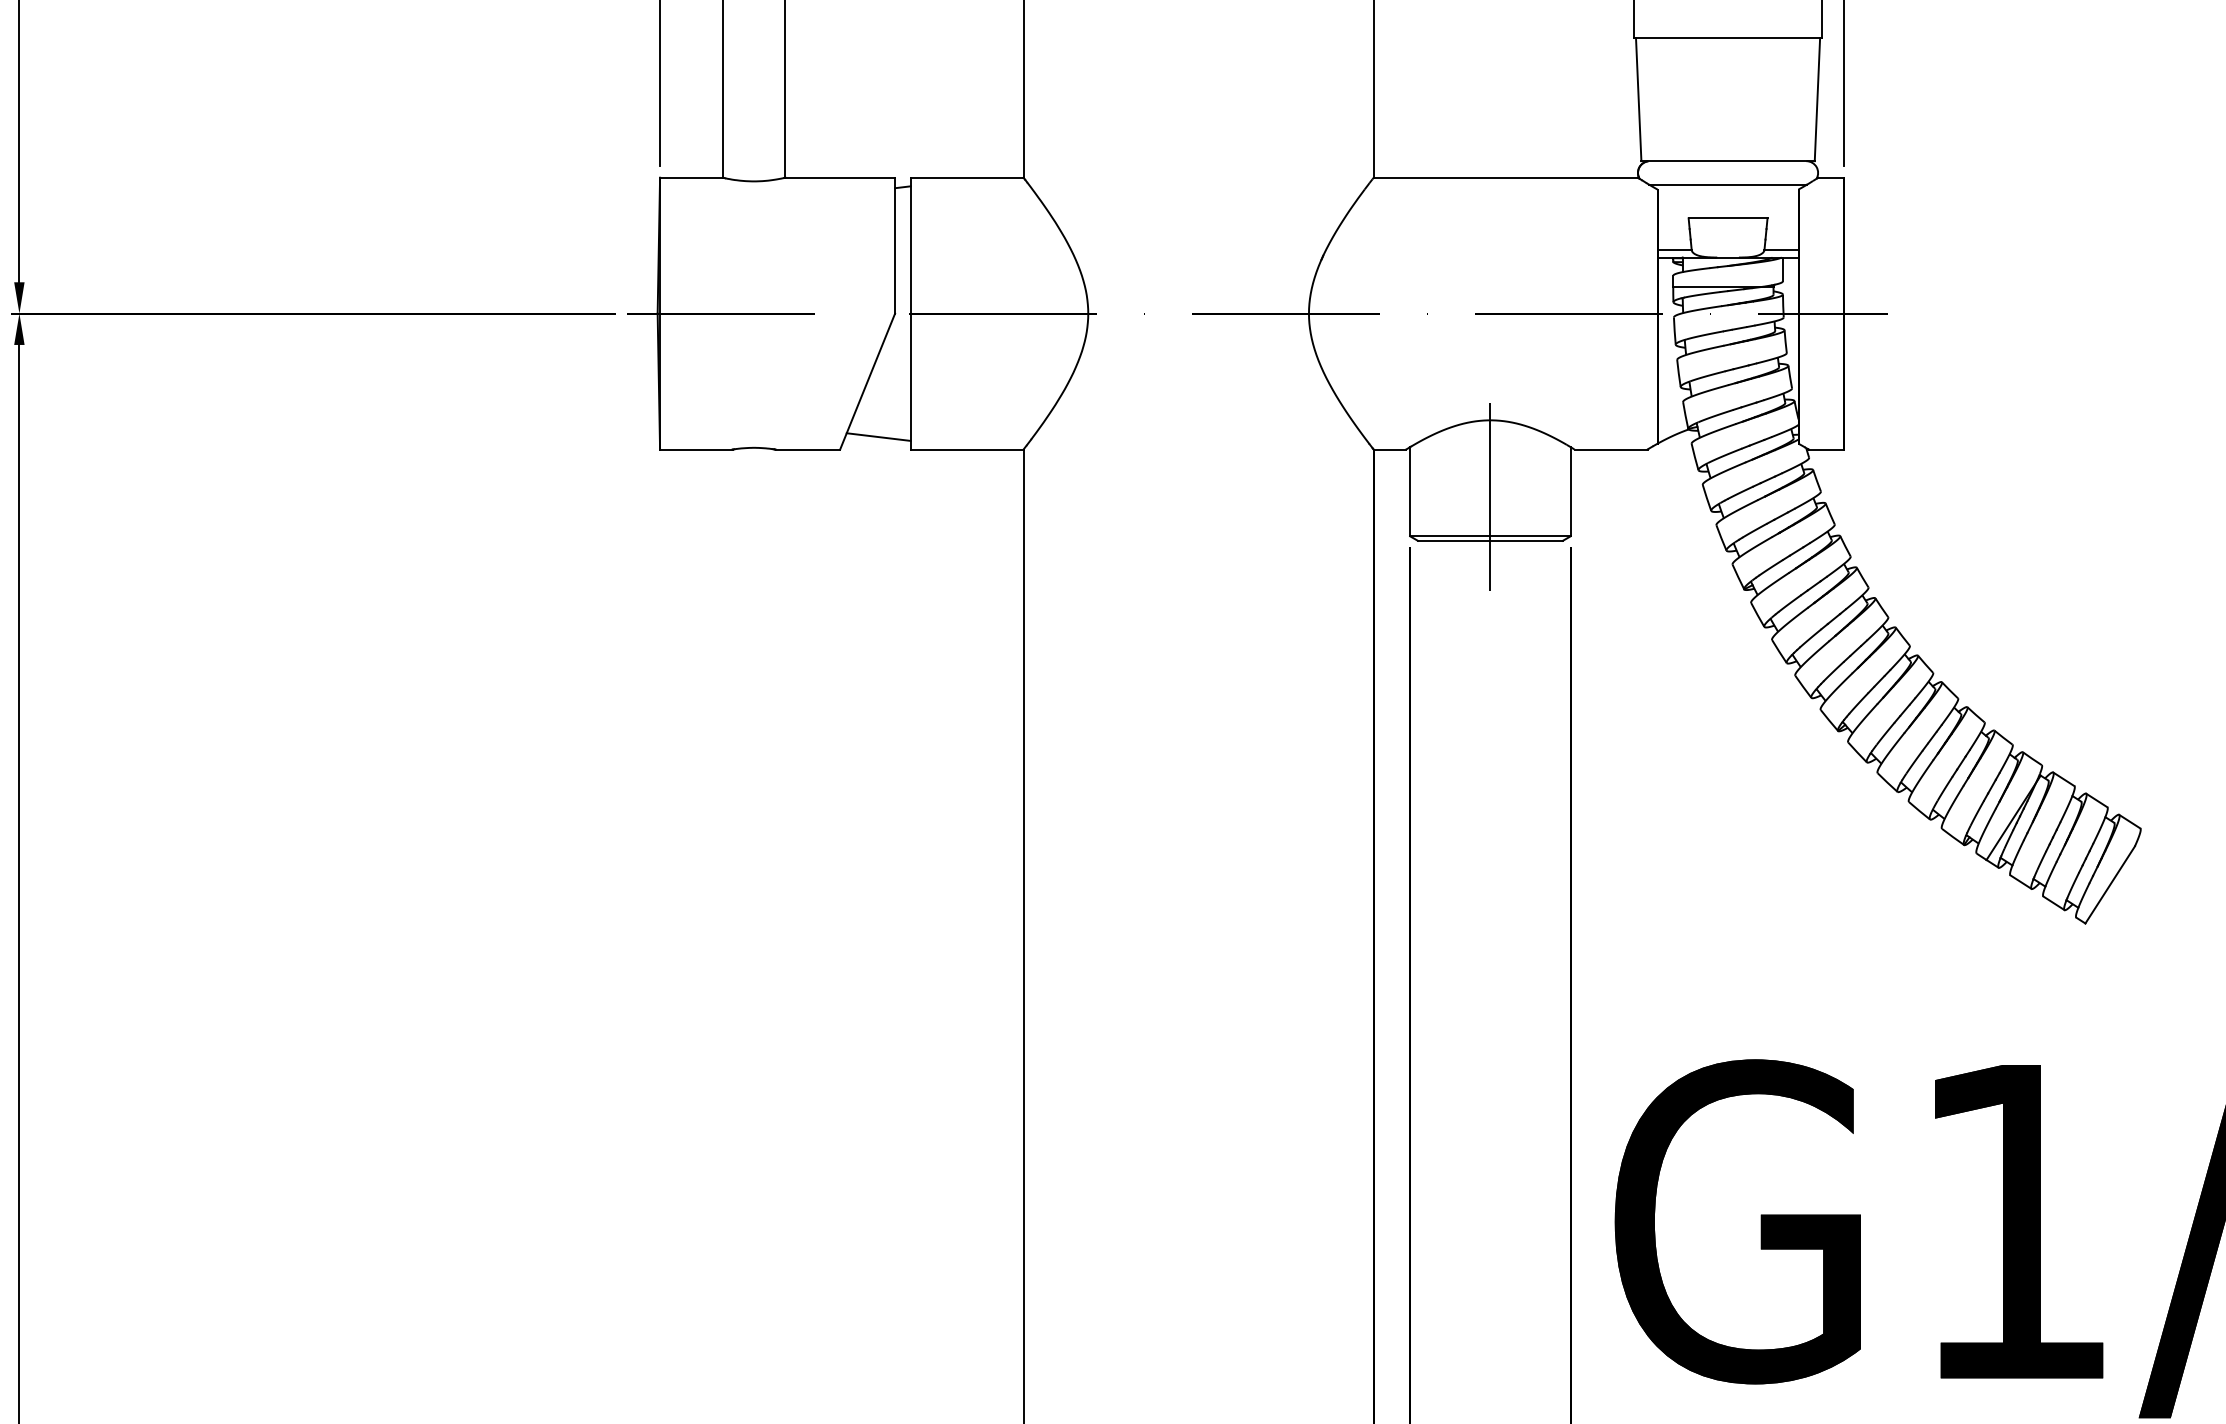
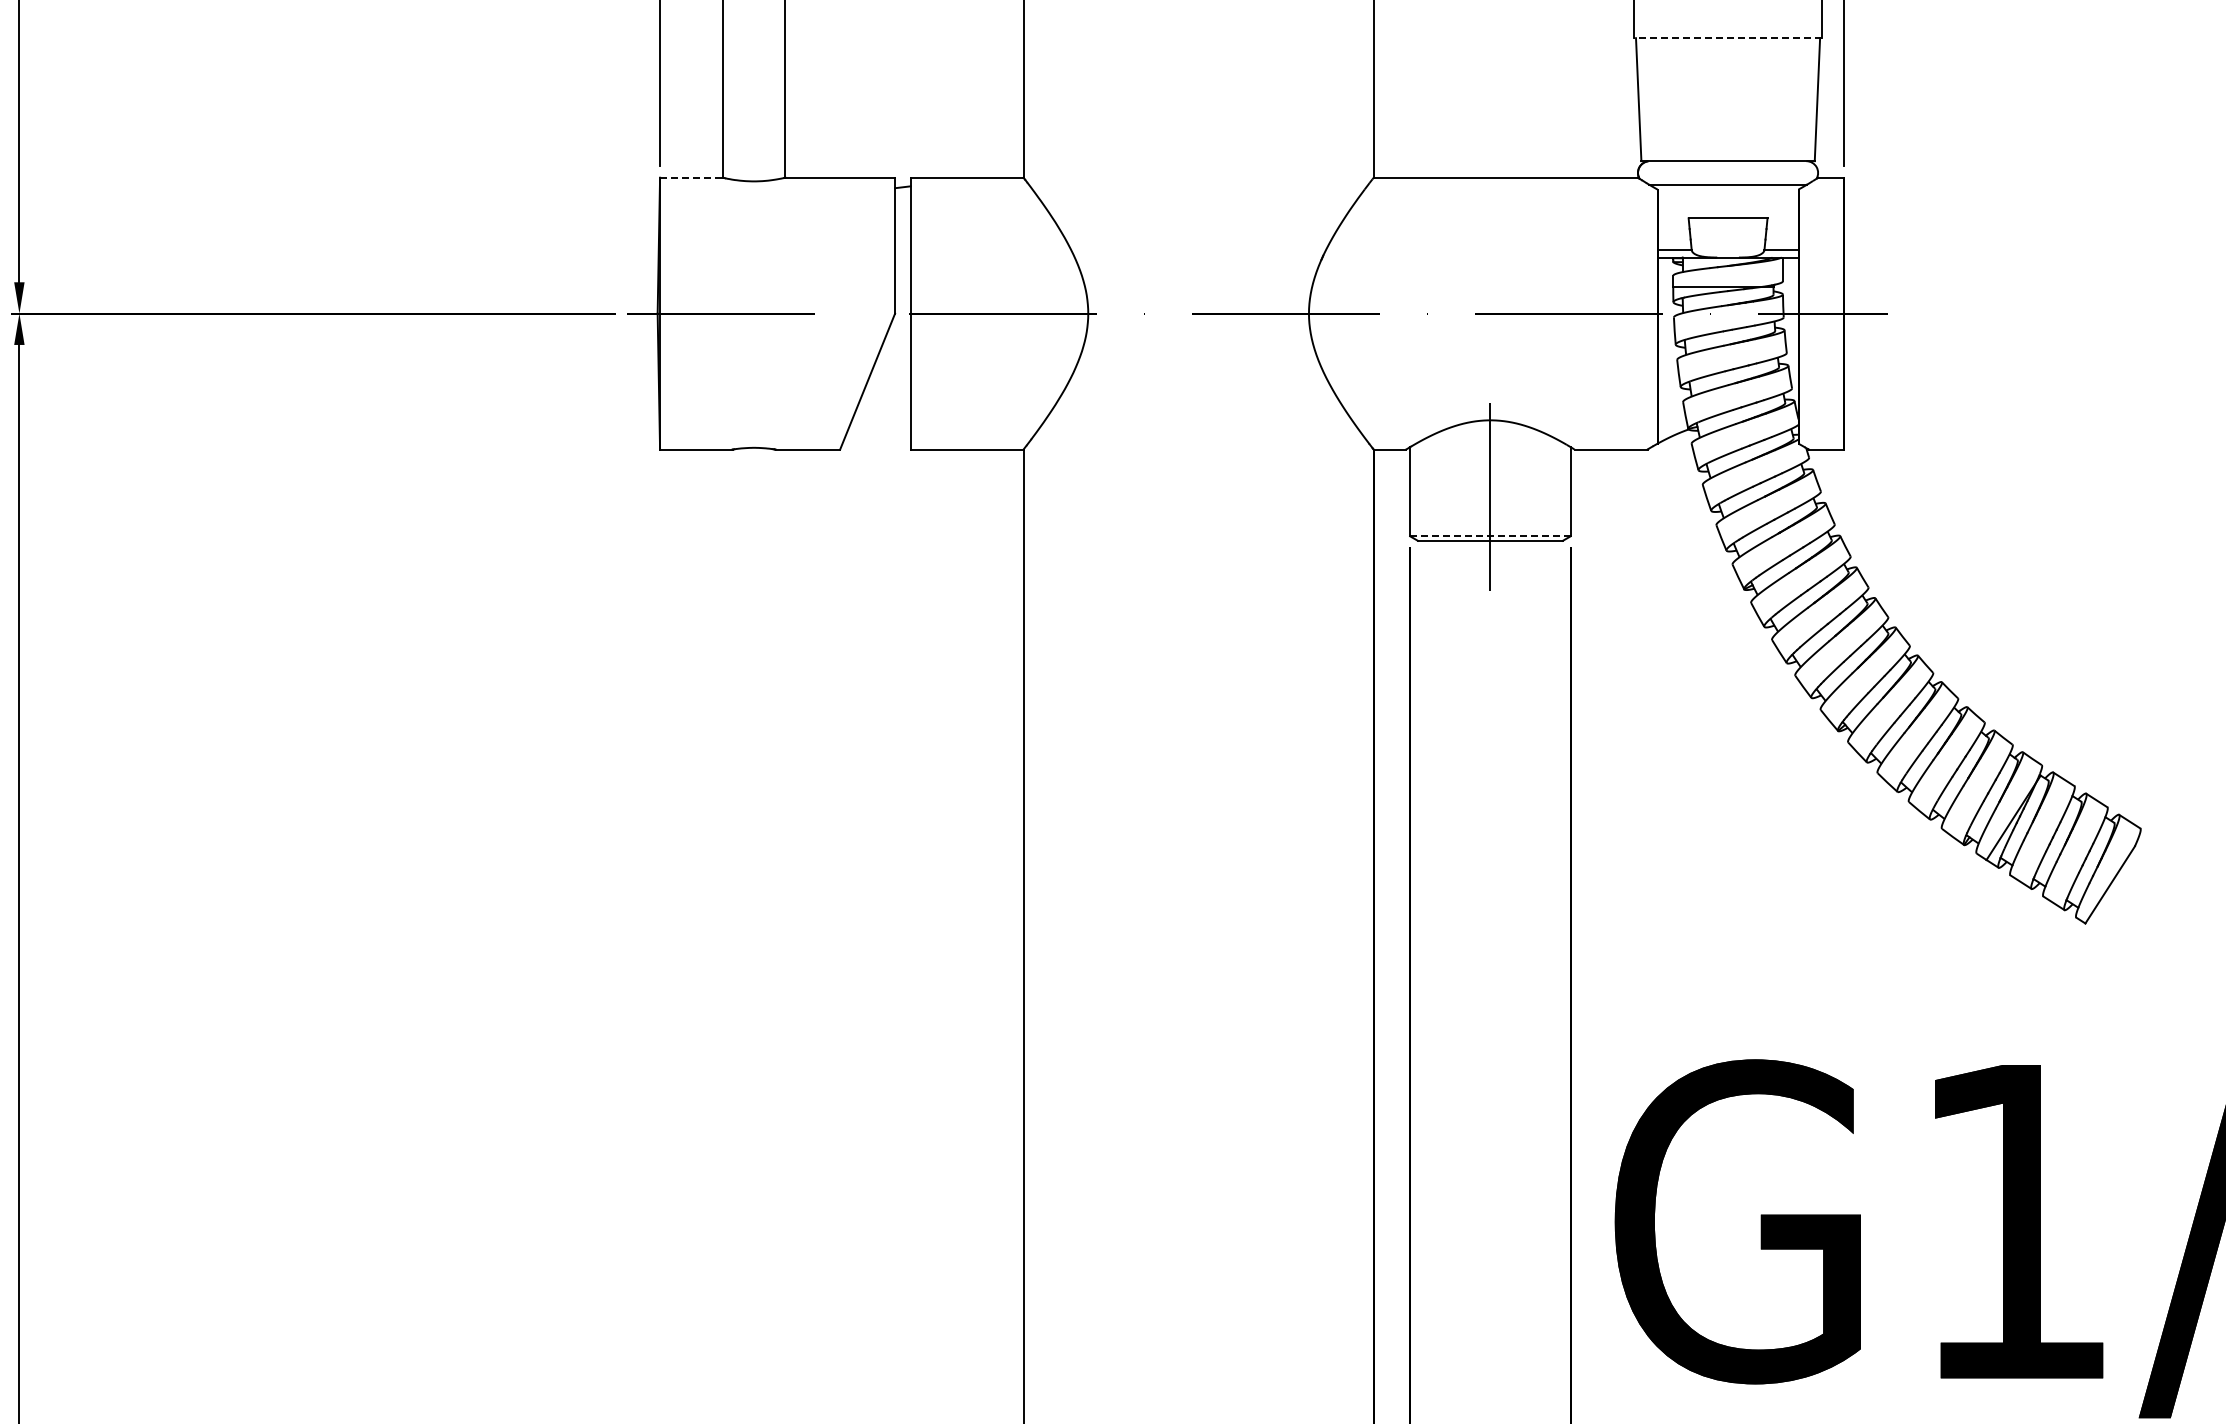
line: solid -> dashed (1727, 38)
line: solid -> dashed (691, 177)
line: present -> none (878, 436)
line: solid -> dashed (1490, 536)
